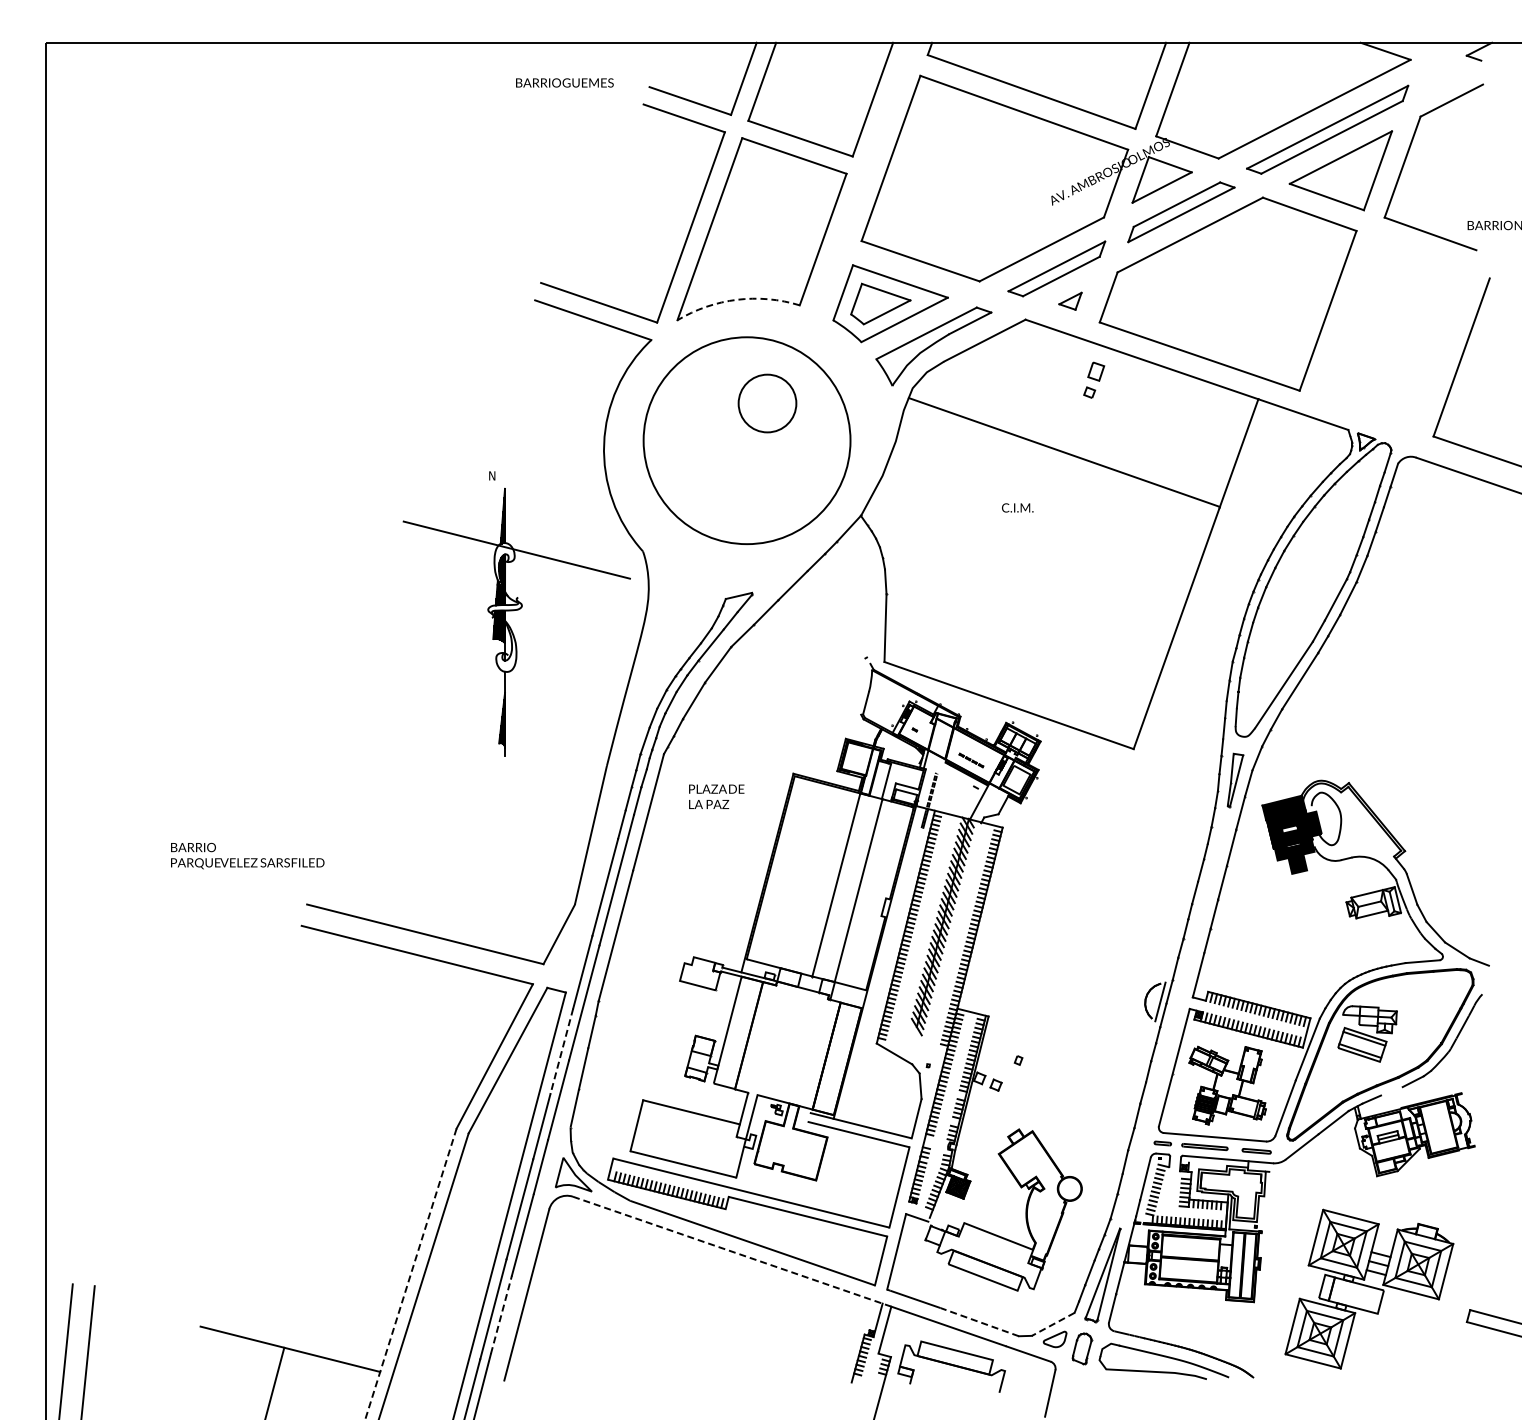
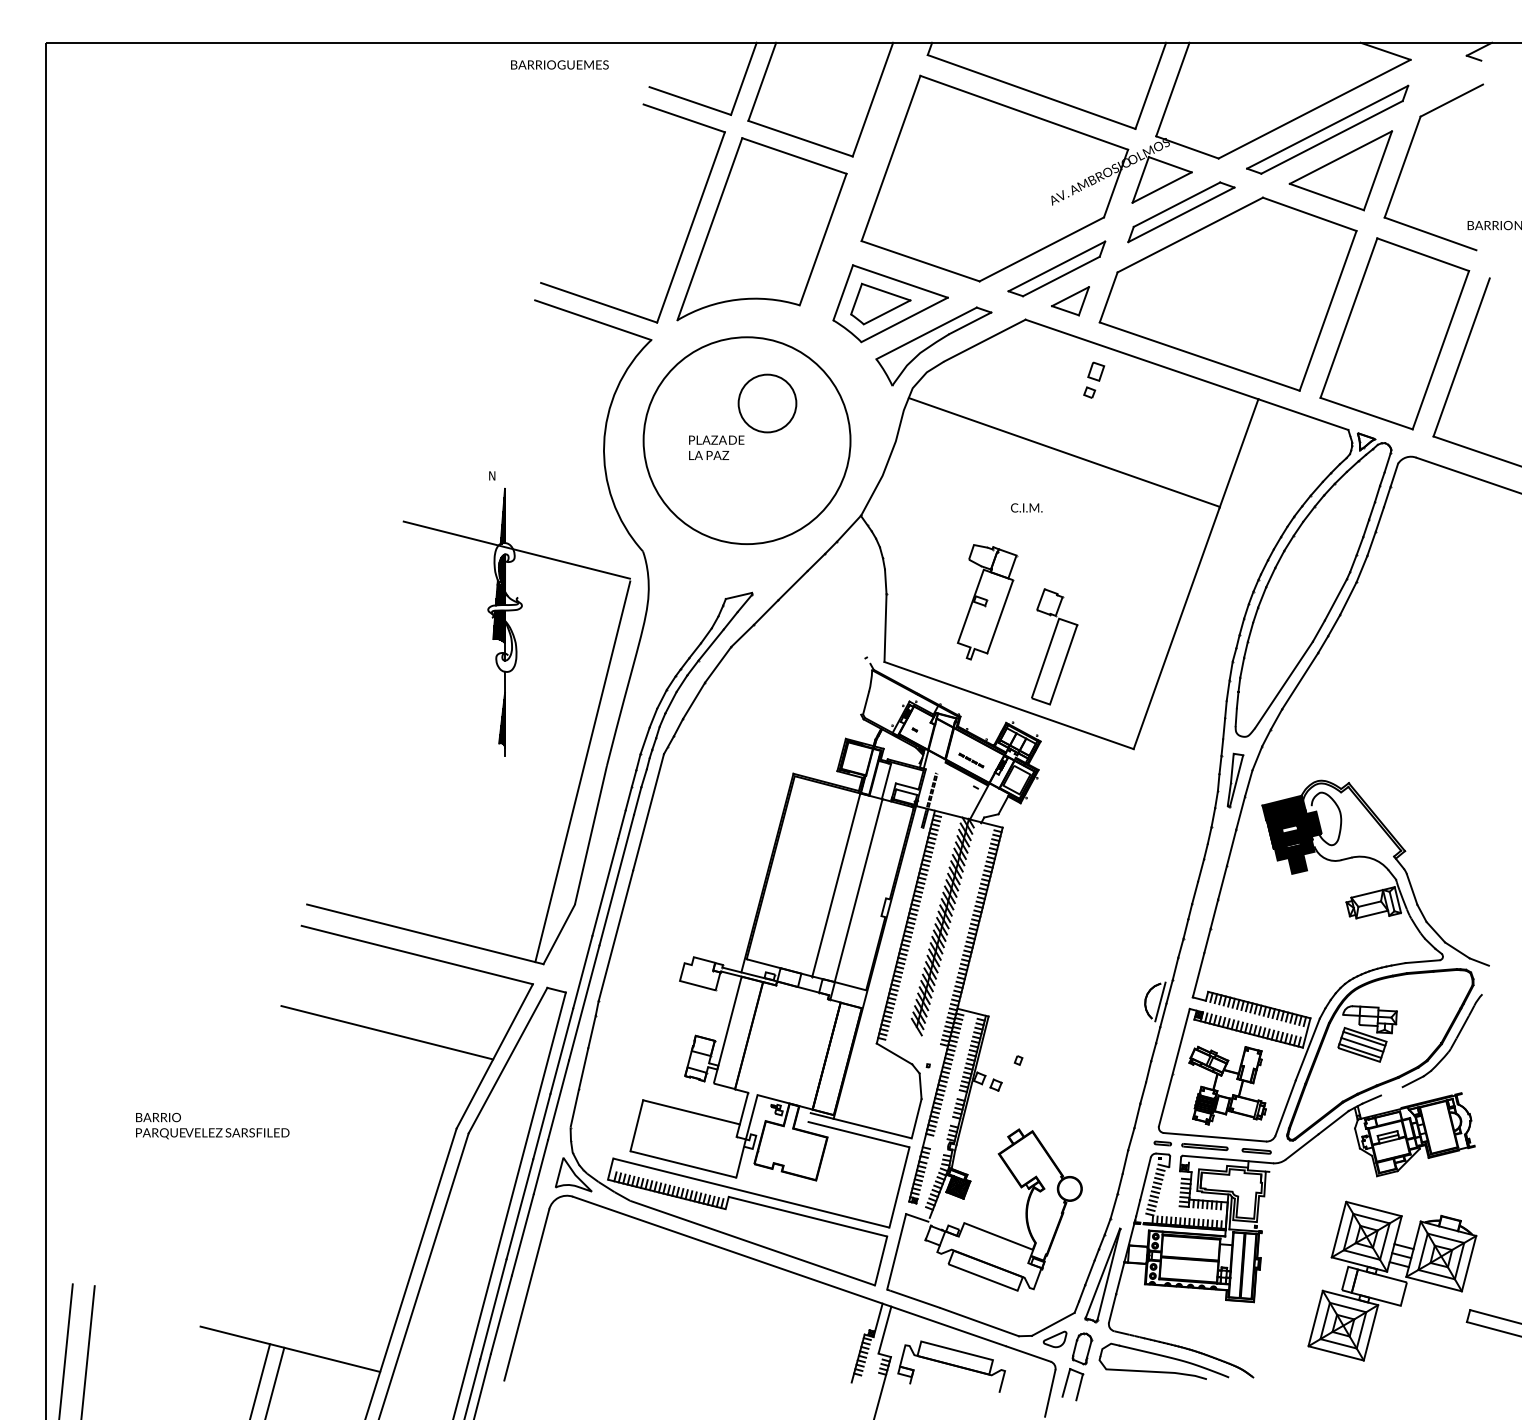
text position: (564, 82) -> (559, 64) (559, 64)
arc: dashed -> solid (737, 299)
part size: 25x20 px -> 39x31 px (1070, 301)
part: none -> present (1394, 333)
text position: (1017, 507) -> (1026, 507) (1026, 507)
part: none -> present (987, 602)
part: none -> present (1054, 646)
line: none -> present (582, 771)
text position: (716, 796) -> (716, 447) (716, 447)
text position: (247, 855) -> (212, 1125) (212, 1125)
line: none -> present (387, 1032)
line: none -> present (1362, 1044)
line: dashed -> solid (561, 1051)
line: dashed -> solid (732, 1251)
line: dashed -> solid (410, 1274)
part position: (1369, 1288) -> (1392, 1280) (1392, 1280)
line: dashed -> solid (501, 1314)
line: dashed -> solid (979, 1322)
line: dashed -> solid (1052, 1324)
line: none -> present (260, 1380)
part: none -> present (1072, 1384)
